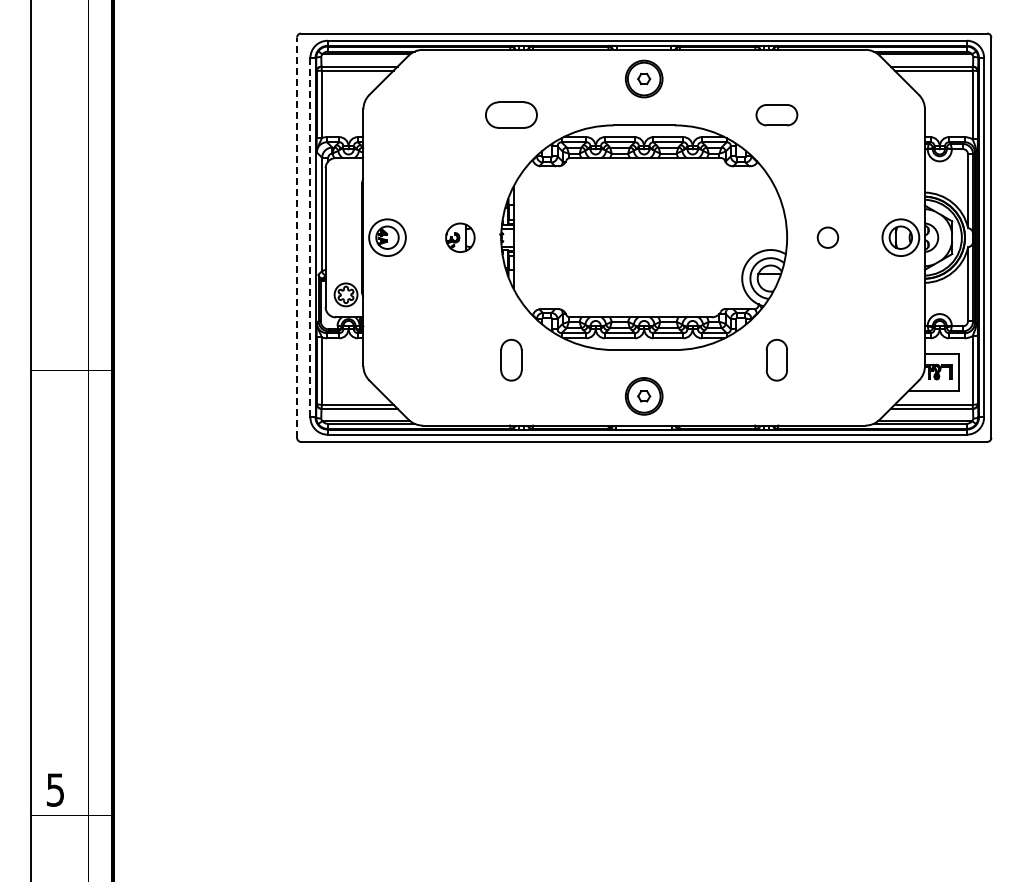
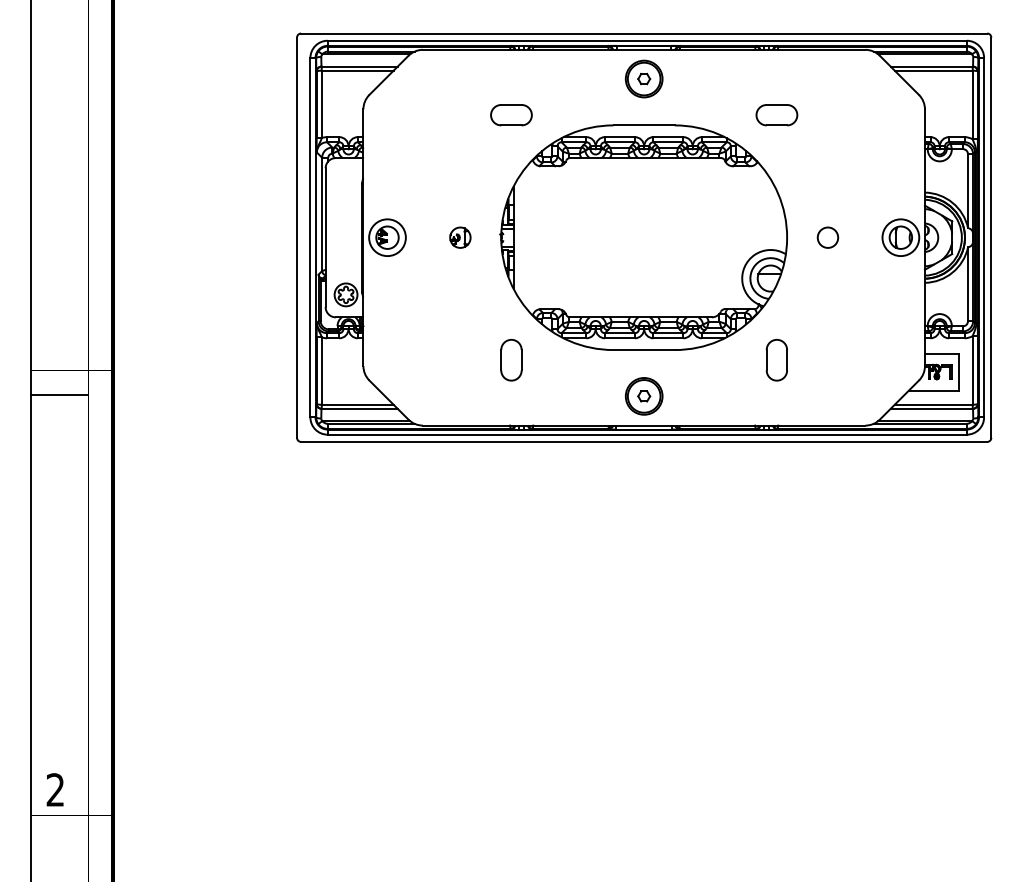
part size: 53x28 px -> 43x23 px (511, 115)
line: dashed -> solid (297, 237)
line: dashed -> solid (310, 237)
part size: 31x31 px -> 23x23 px (460, 237)
line: none -> present (58, 394)
text: 5 -> 2 (54, 789)
